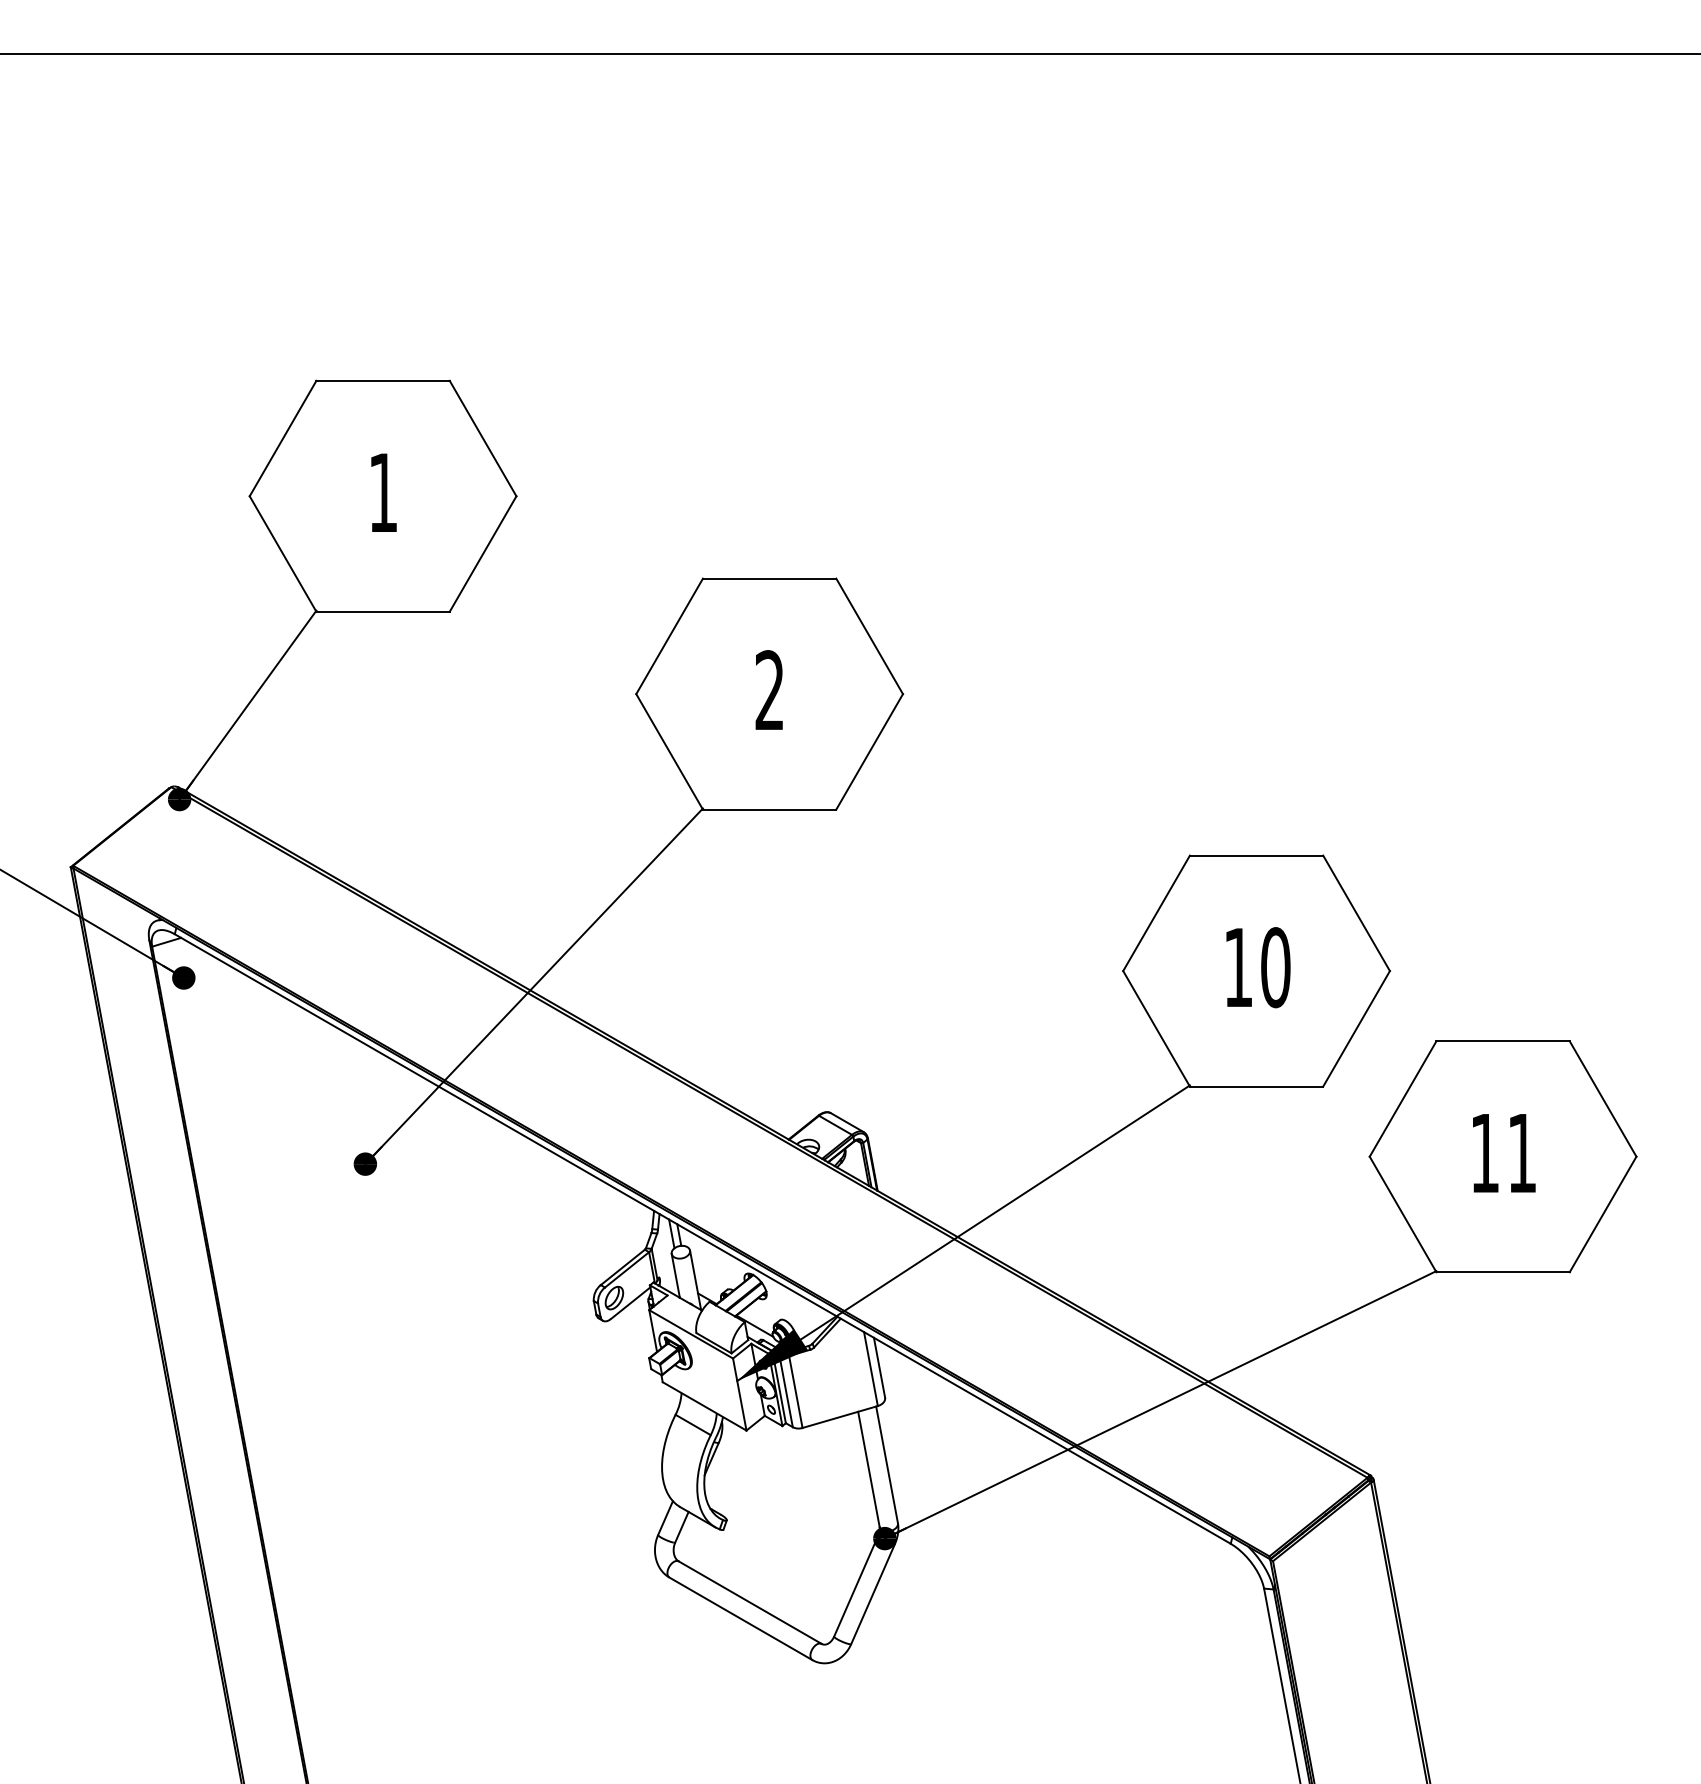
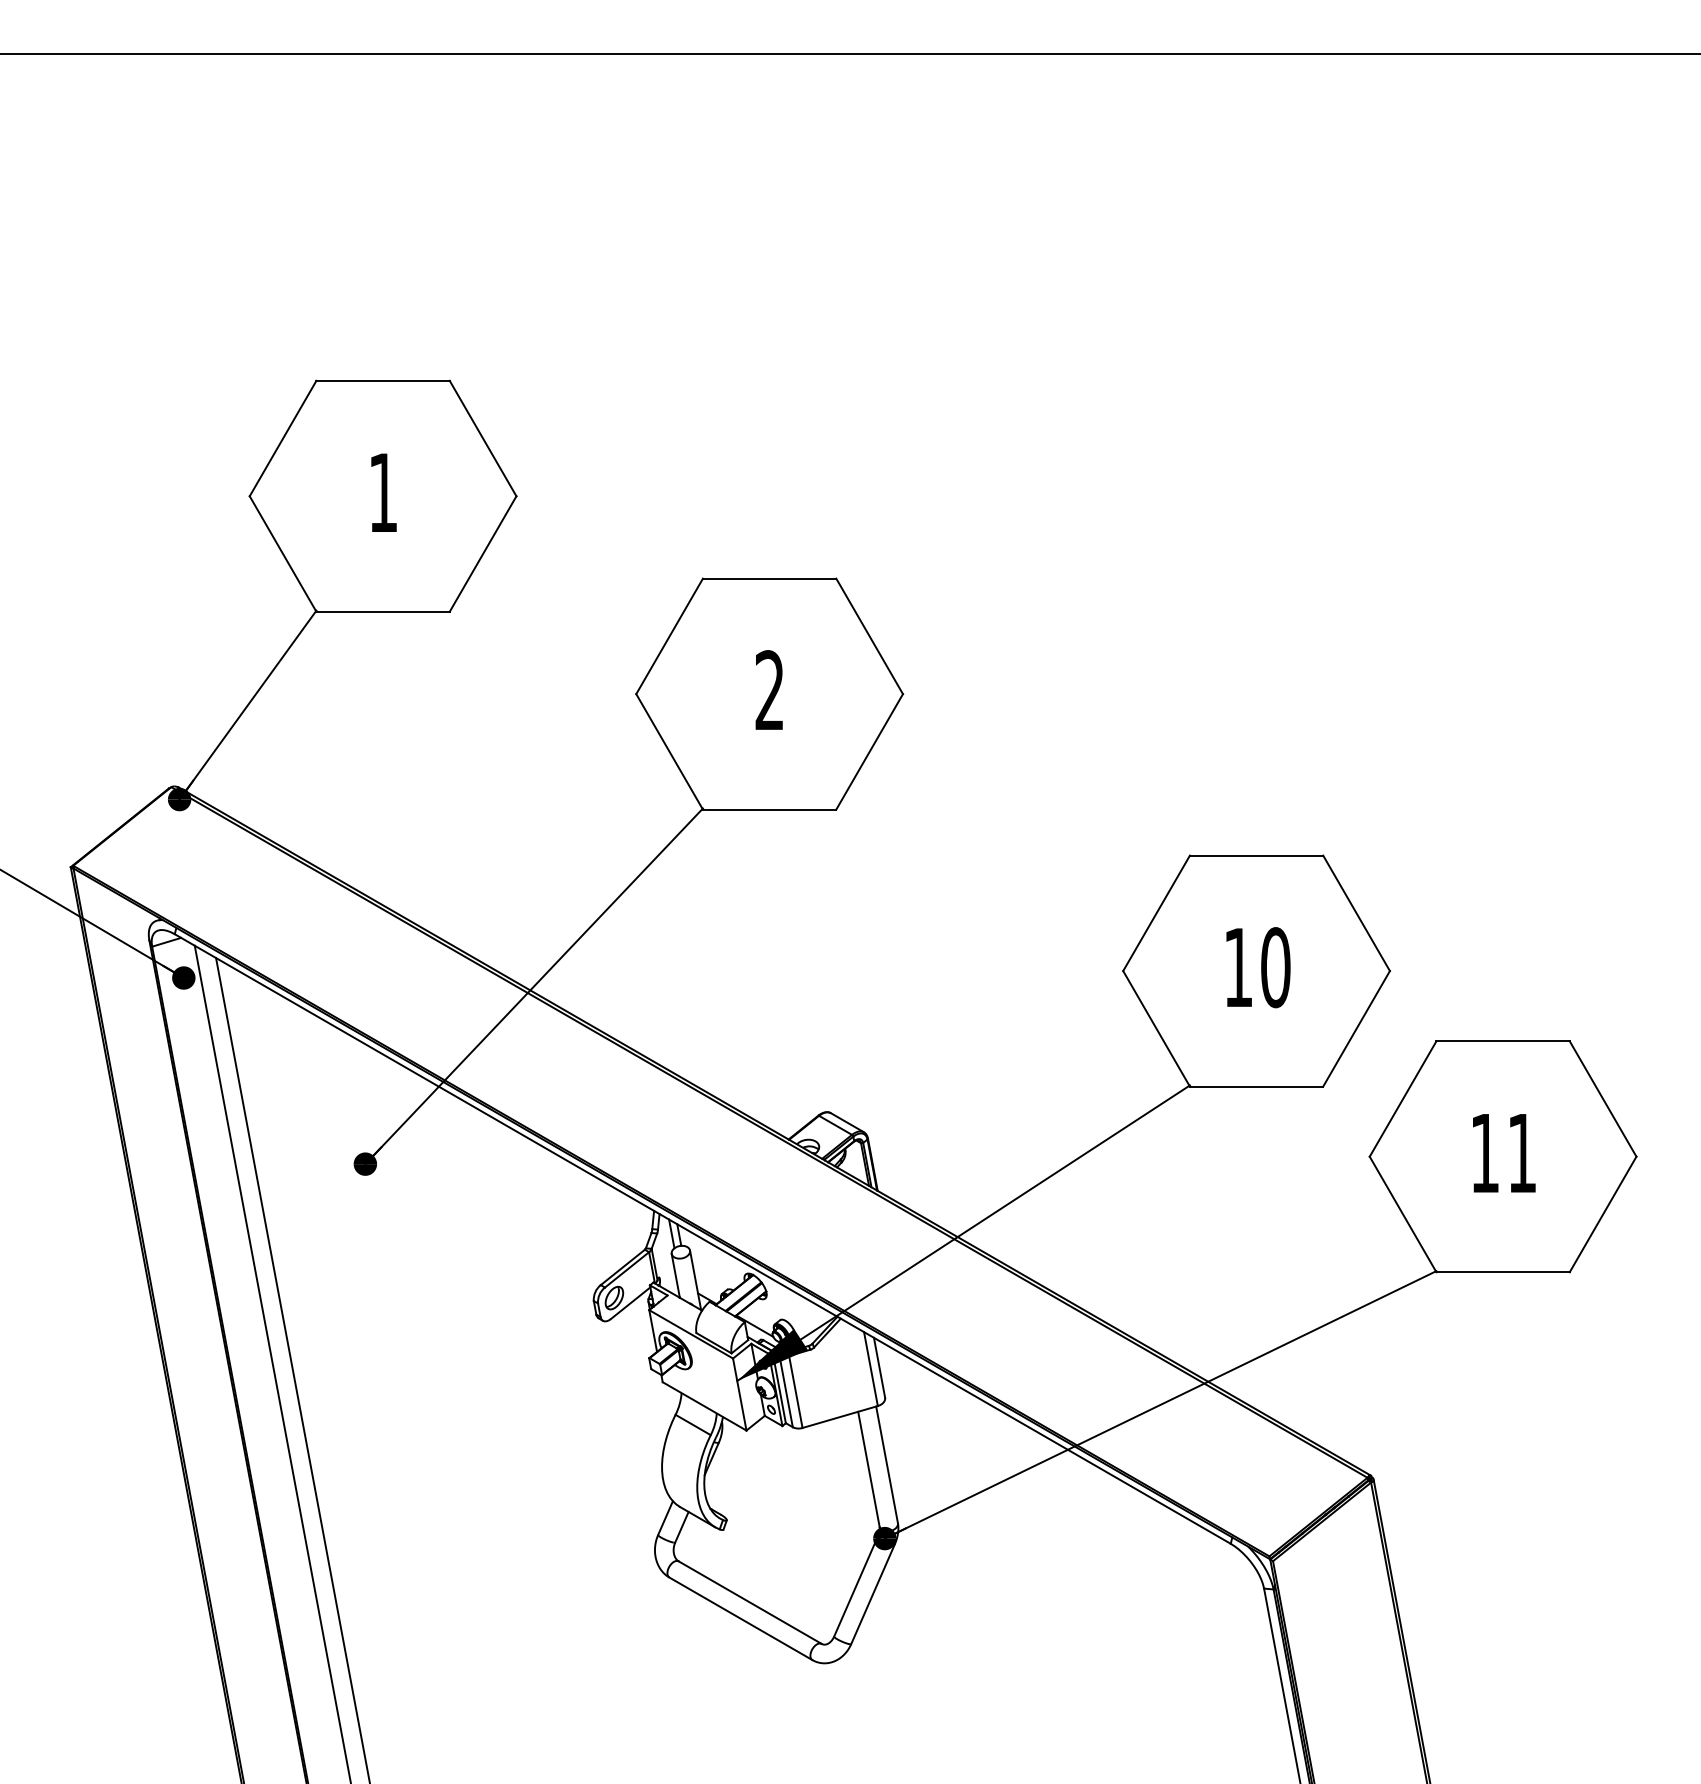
line: none -> present (272, 1362)
line: none -> present (292, 1369)
